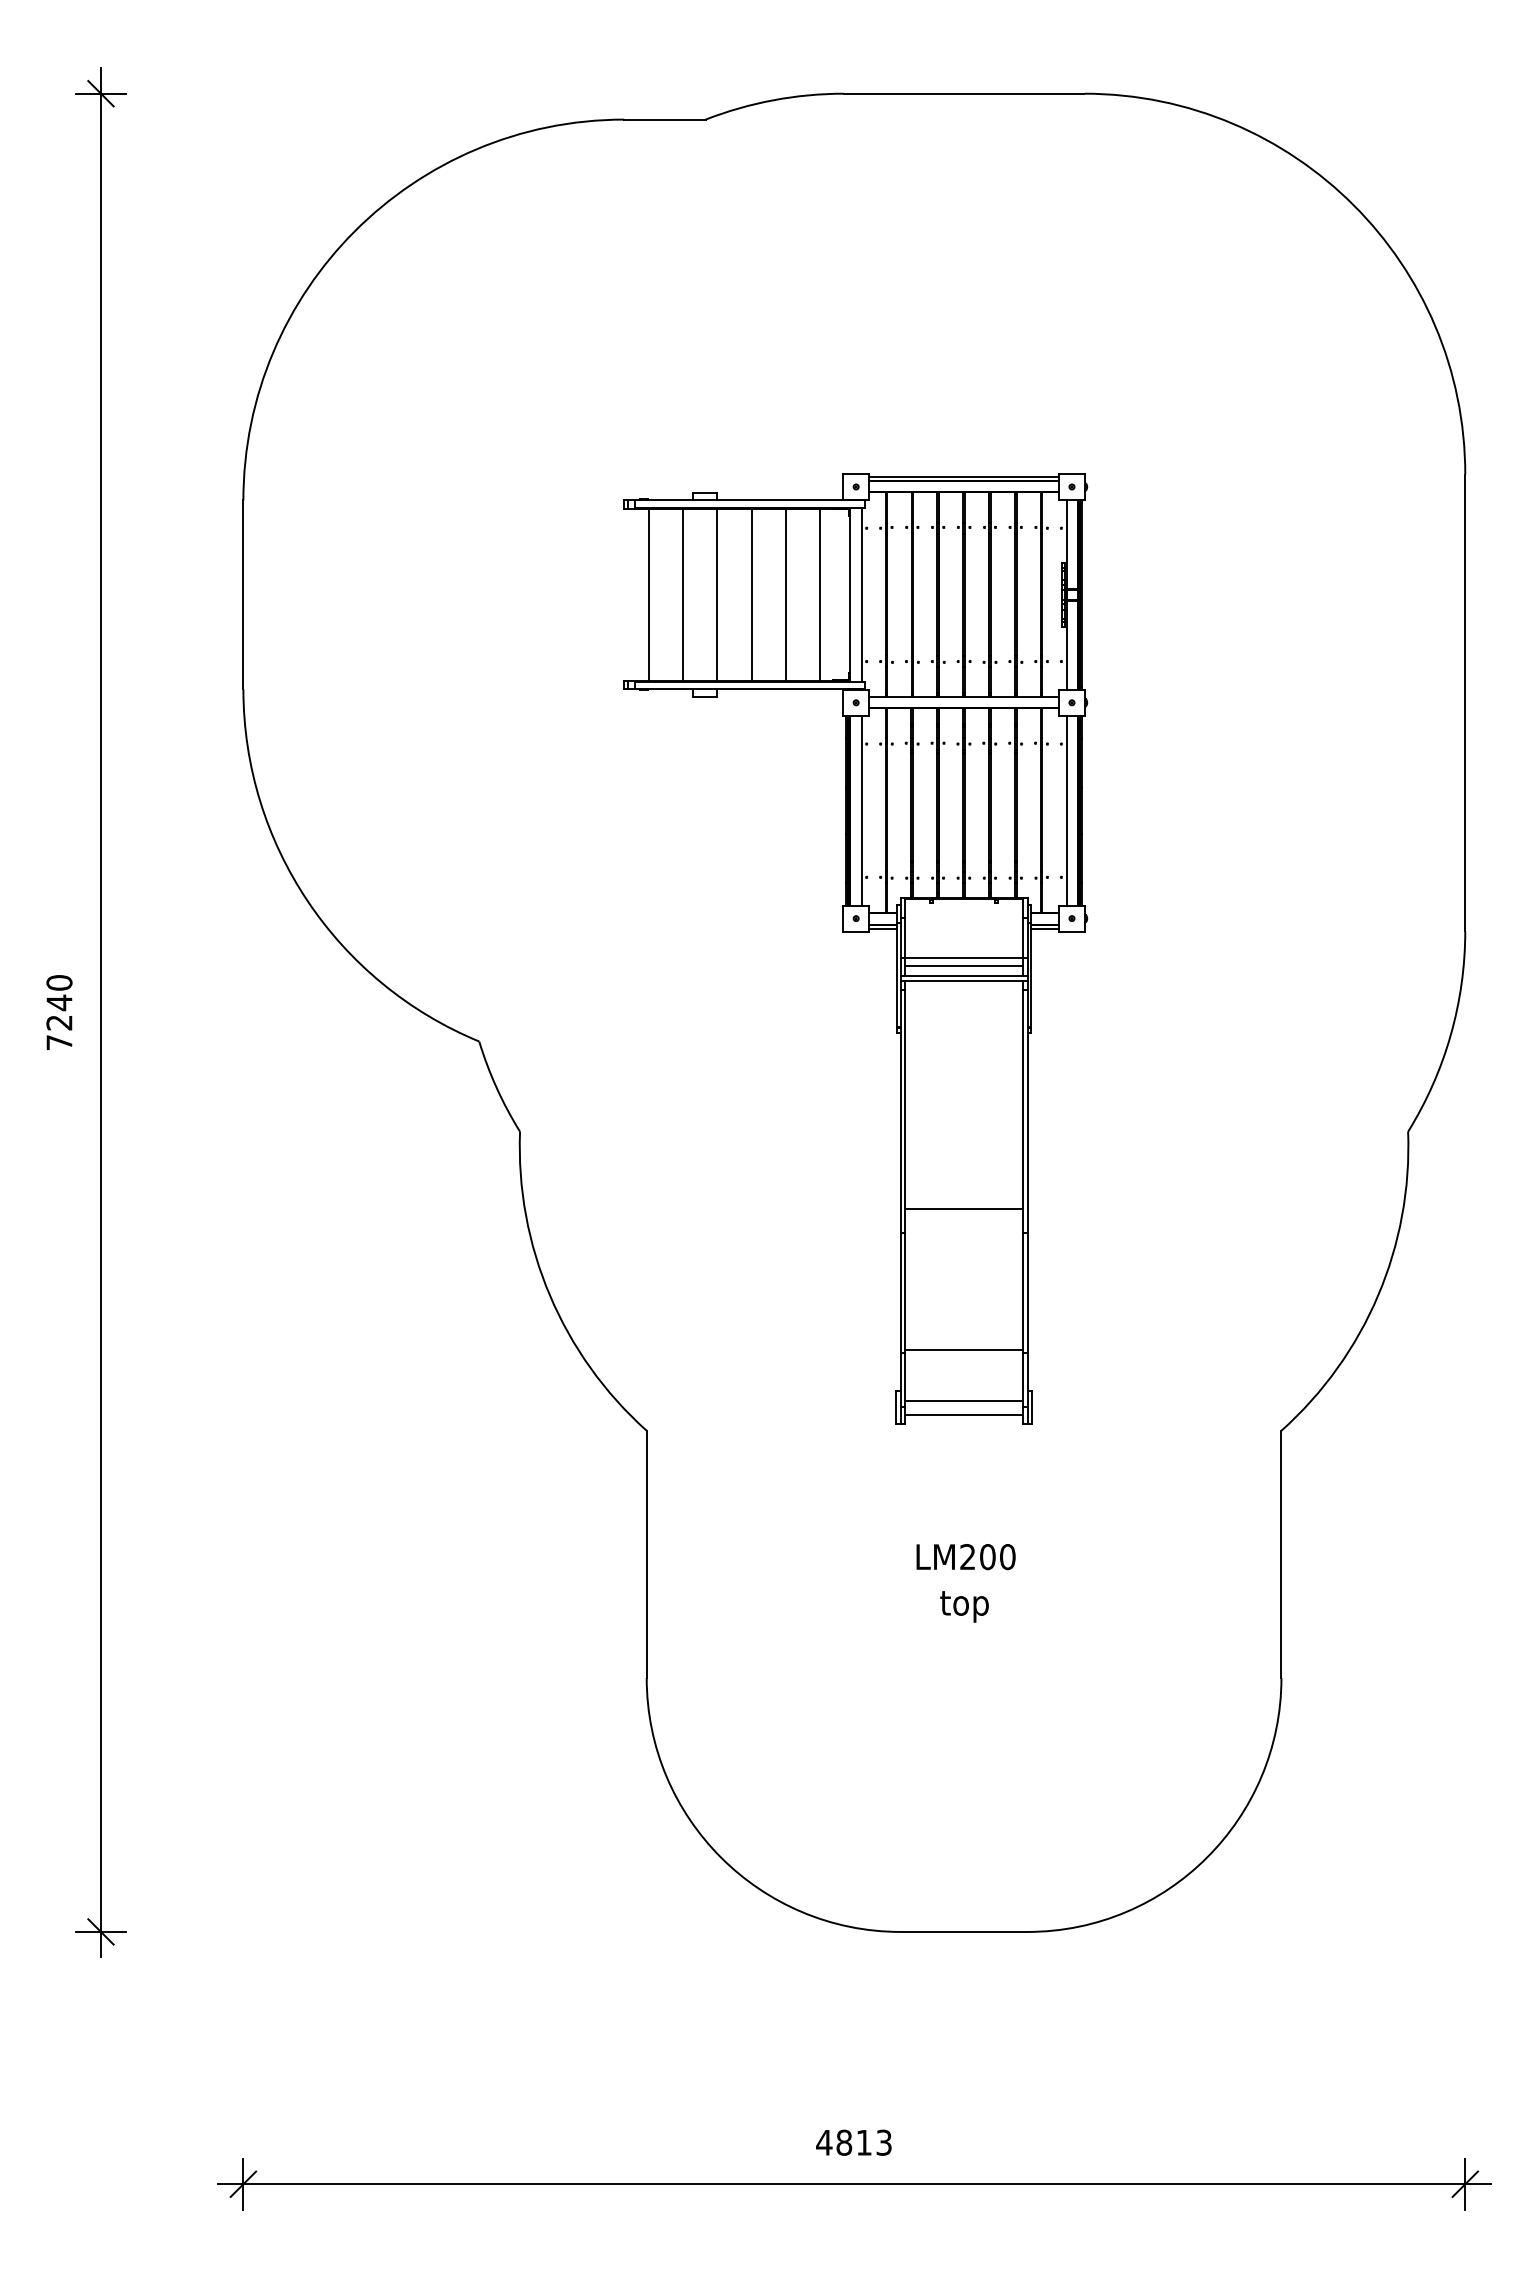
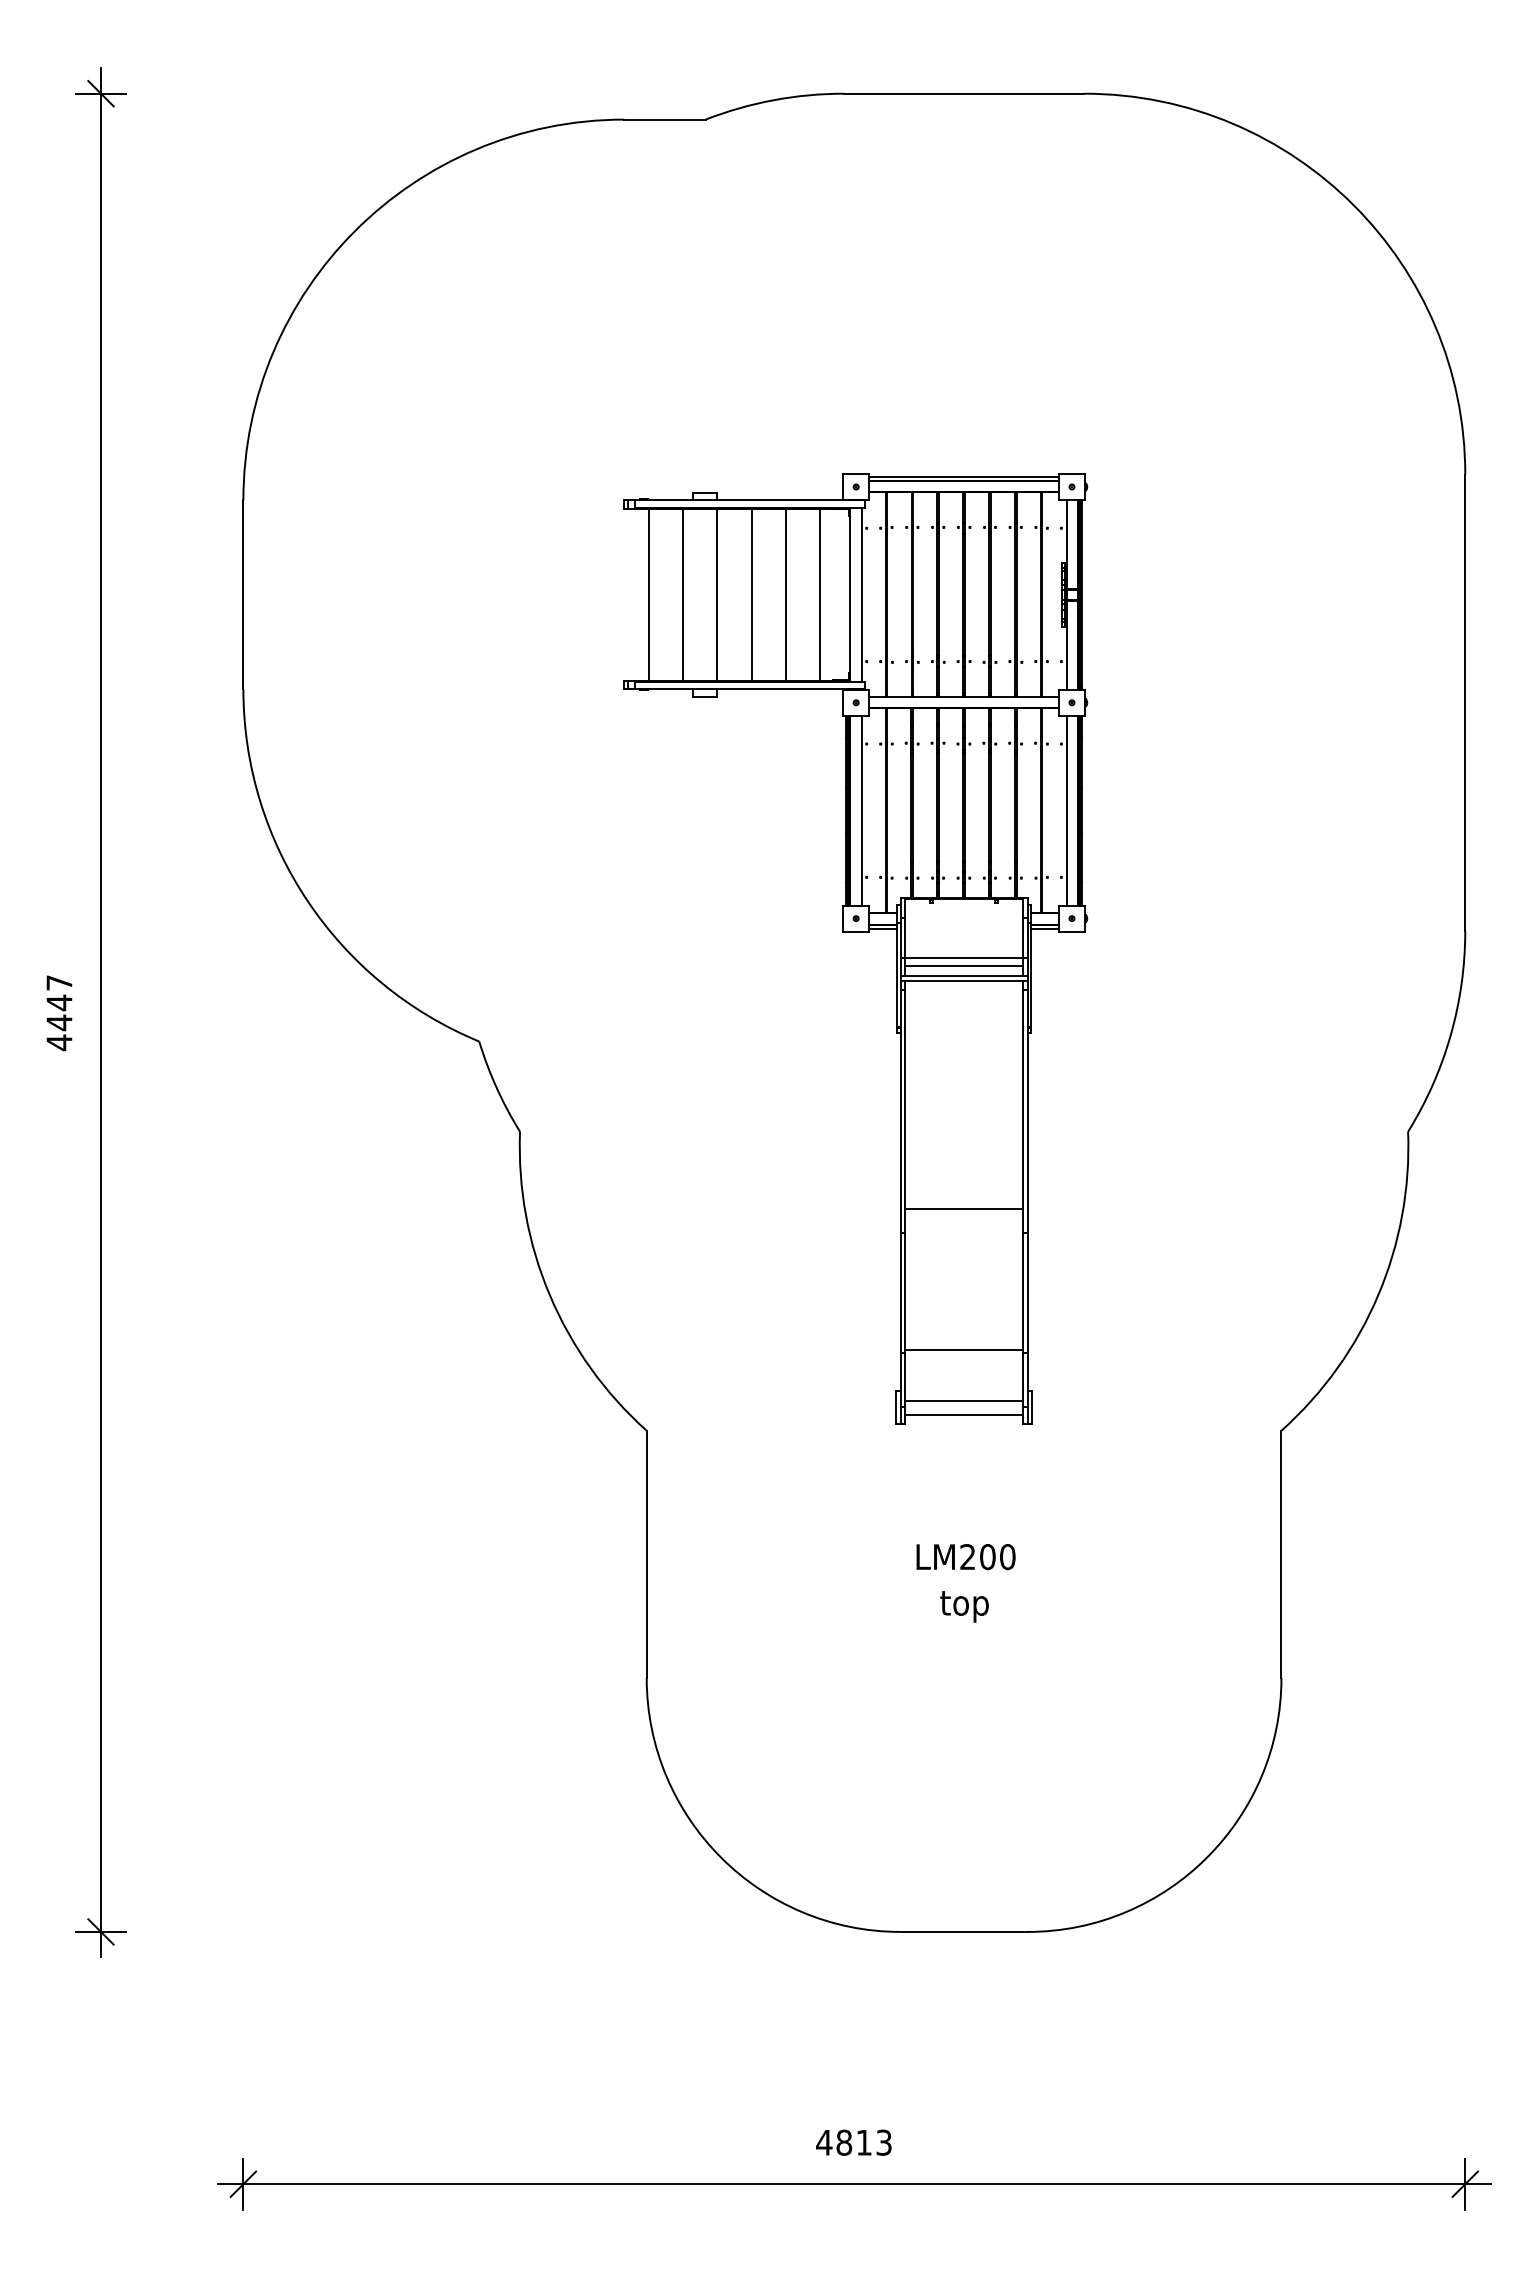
text: 7240 -> 4447 (59, 1013)
